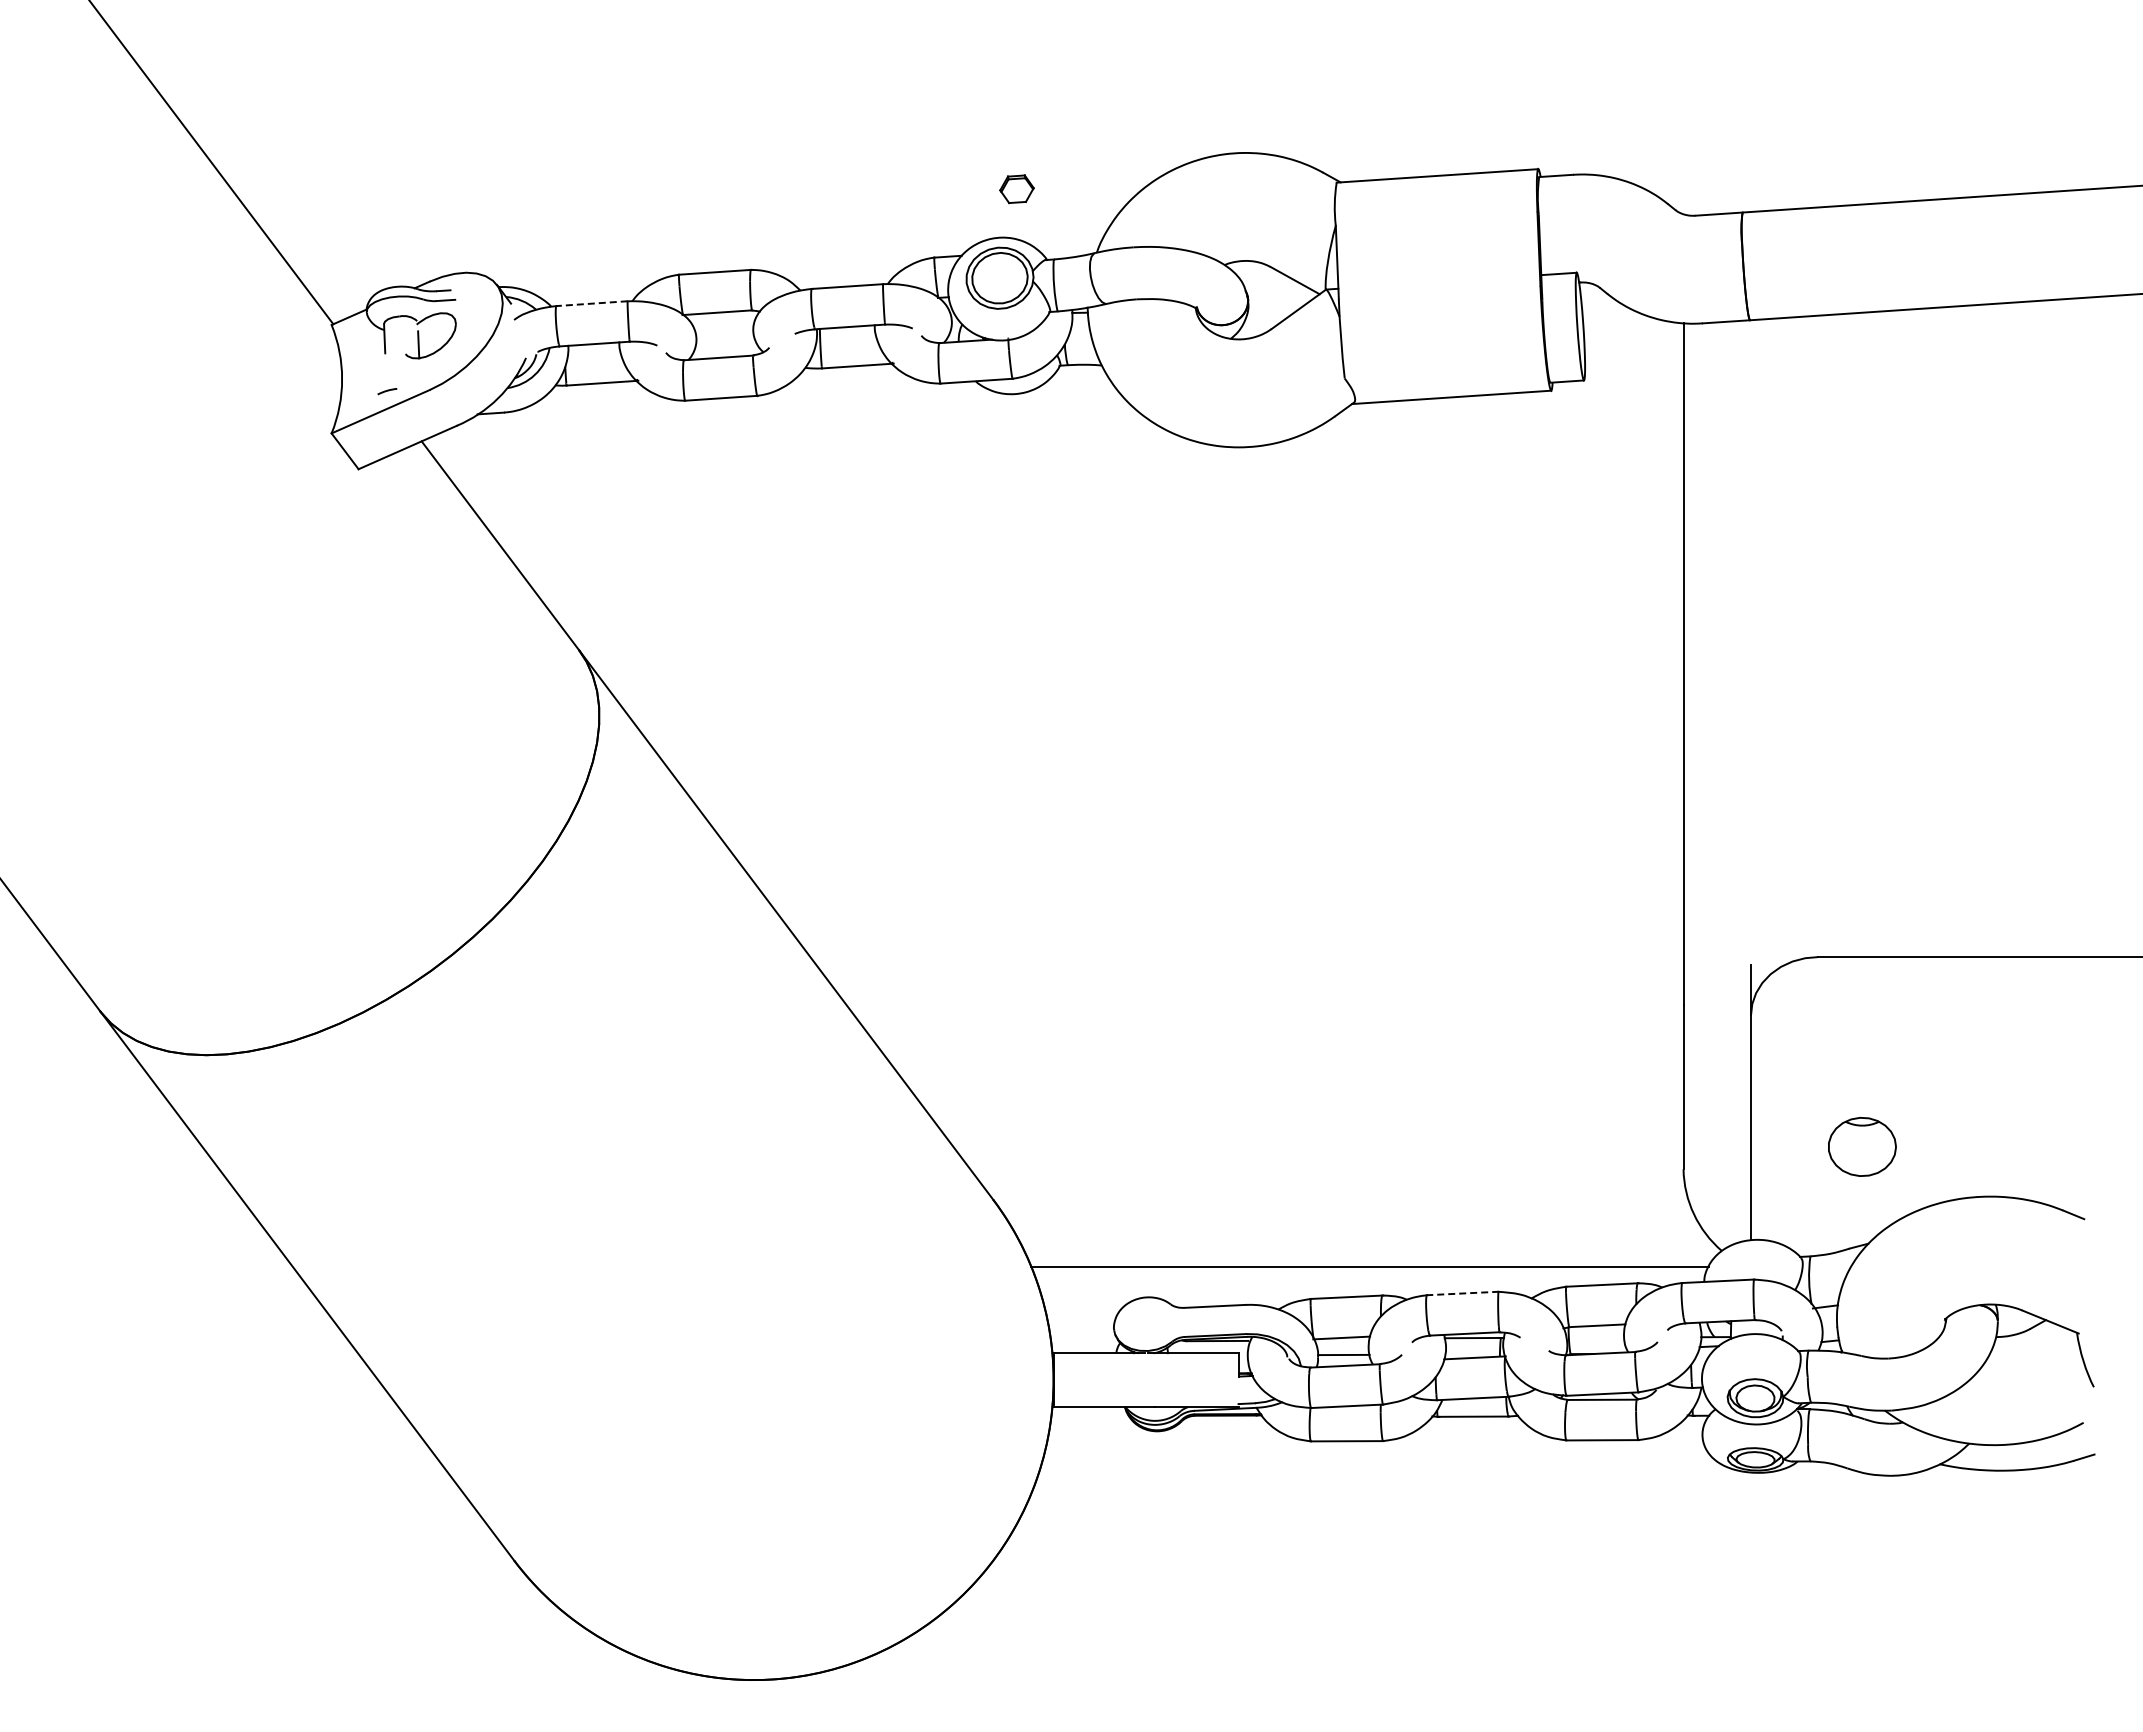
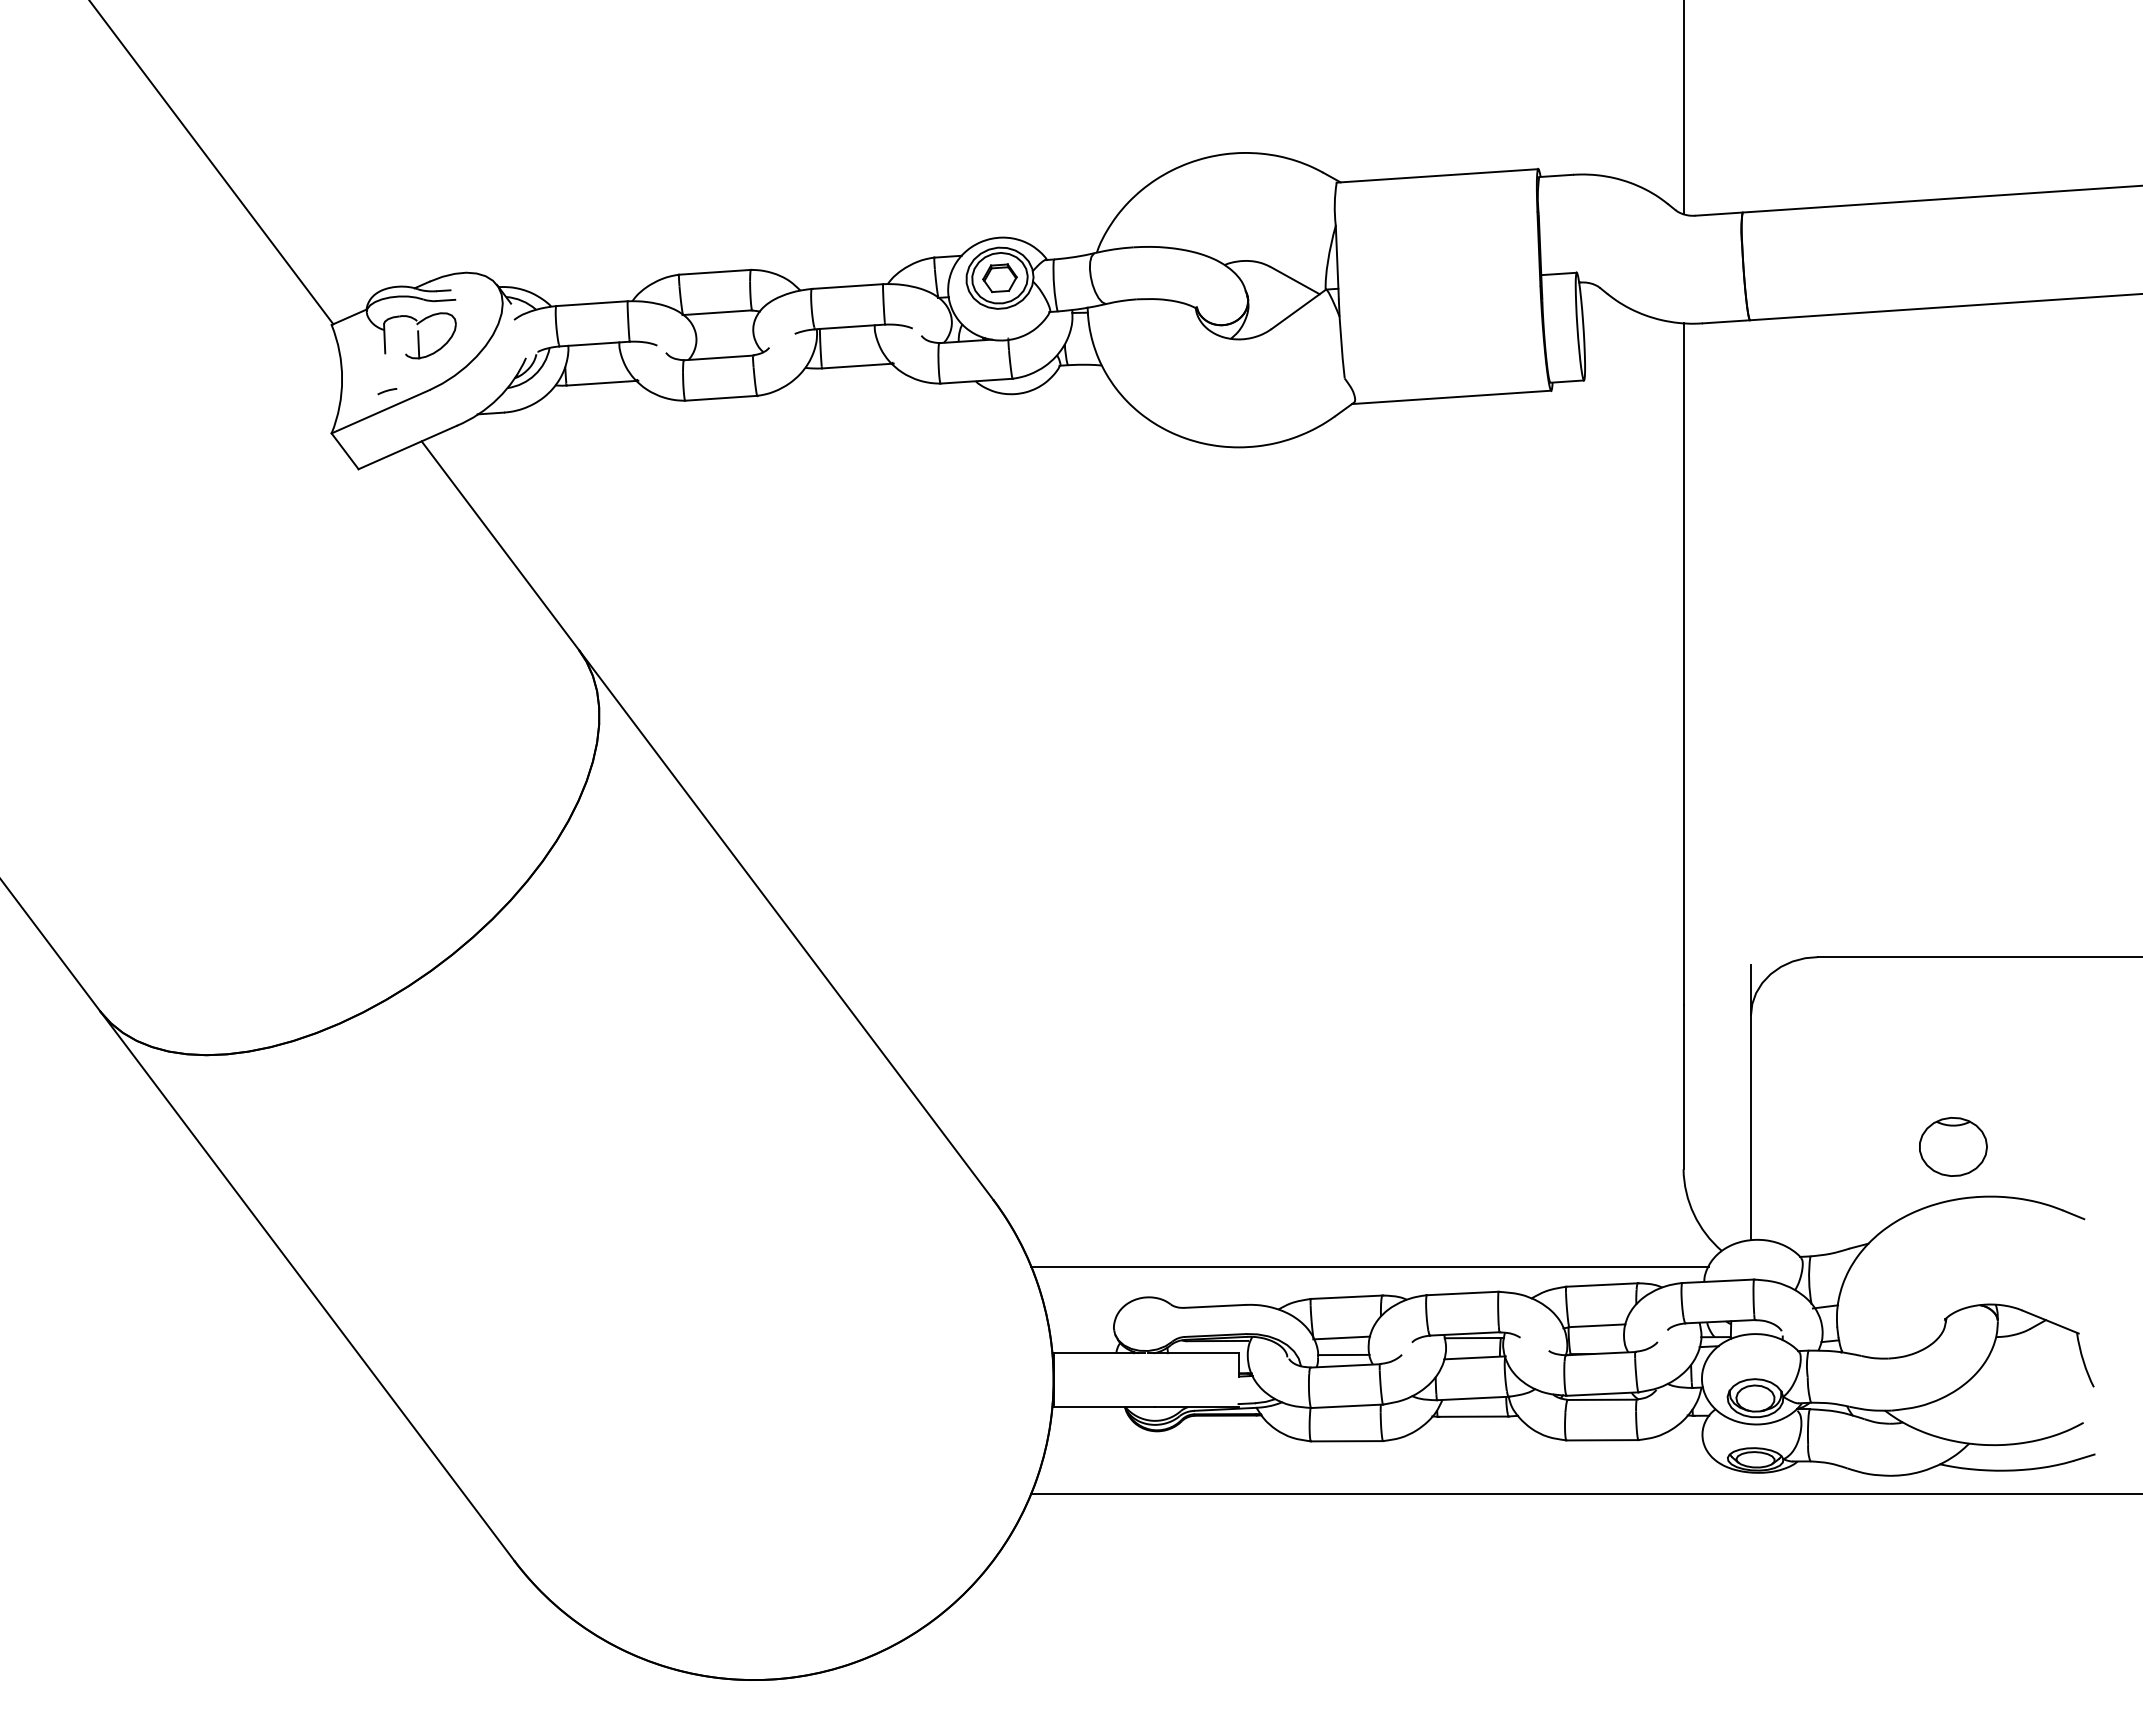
line: none -> present (1683, 108)
part position: (1016, 189) -> (999, 278) (999, 278)
line: dashed -> solid (591, 303)
part position: (1862, 1146) -> (1953, 1146) (1953, 1146)
line: dashed -> solid (1462, 1293)
line: none -> present (1585, 1493)
